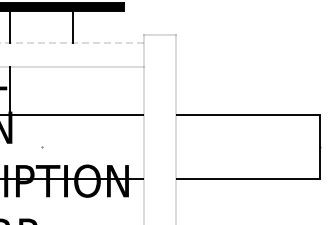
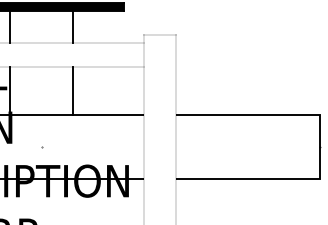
line: dashed -> solid (72, 42)
line: none -> present (73, 90)
